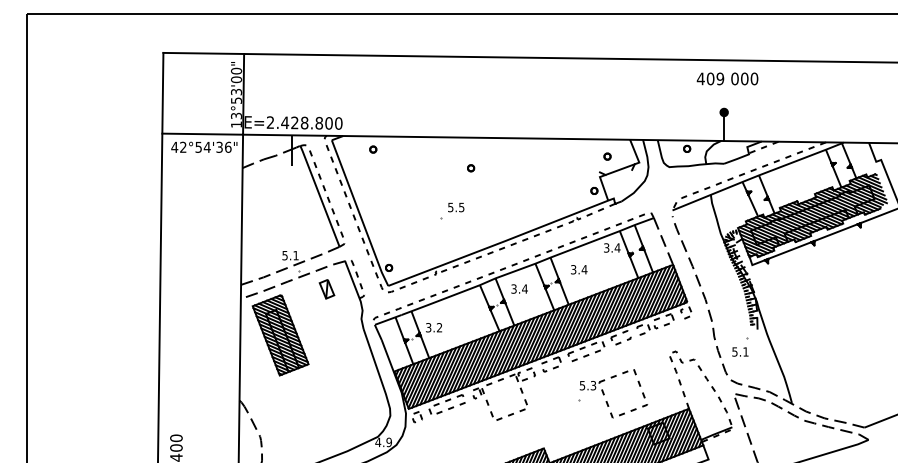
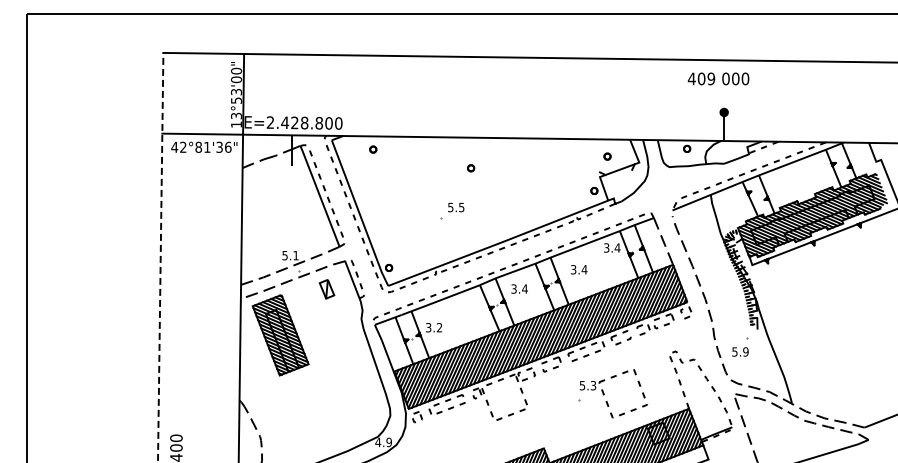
text position: (727, 78) -> (718, 78) (718, 78)
text: 42°54'36" -> 42°81'36" (202, 146)
line: solid -> dashed (160, 257)
text: 5.1 -> 5.9 (745, 351)
